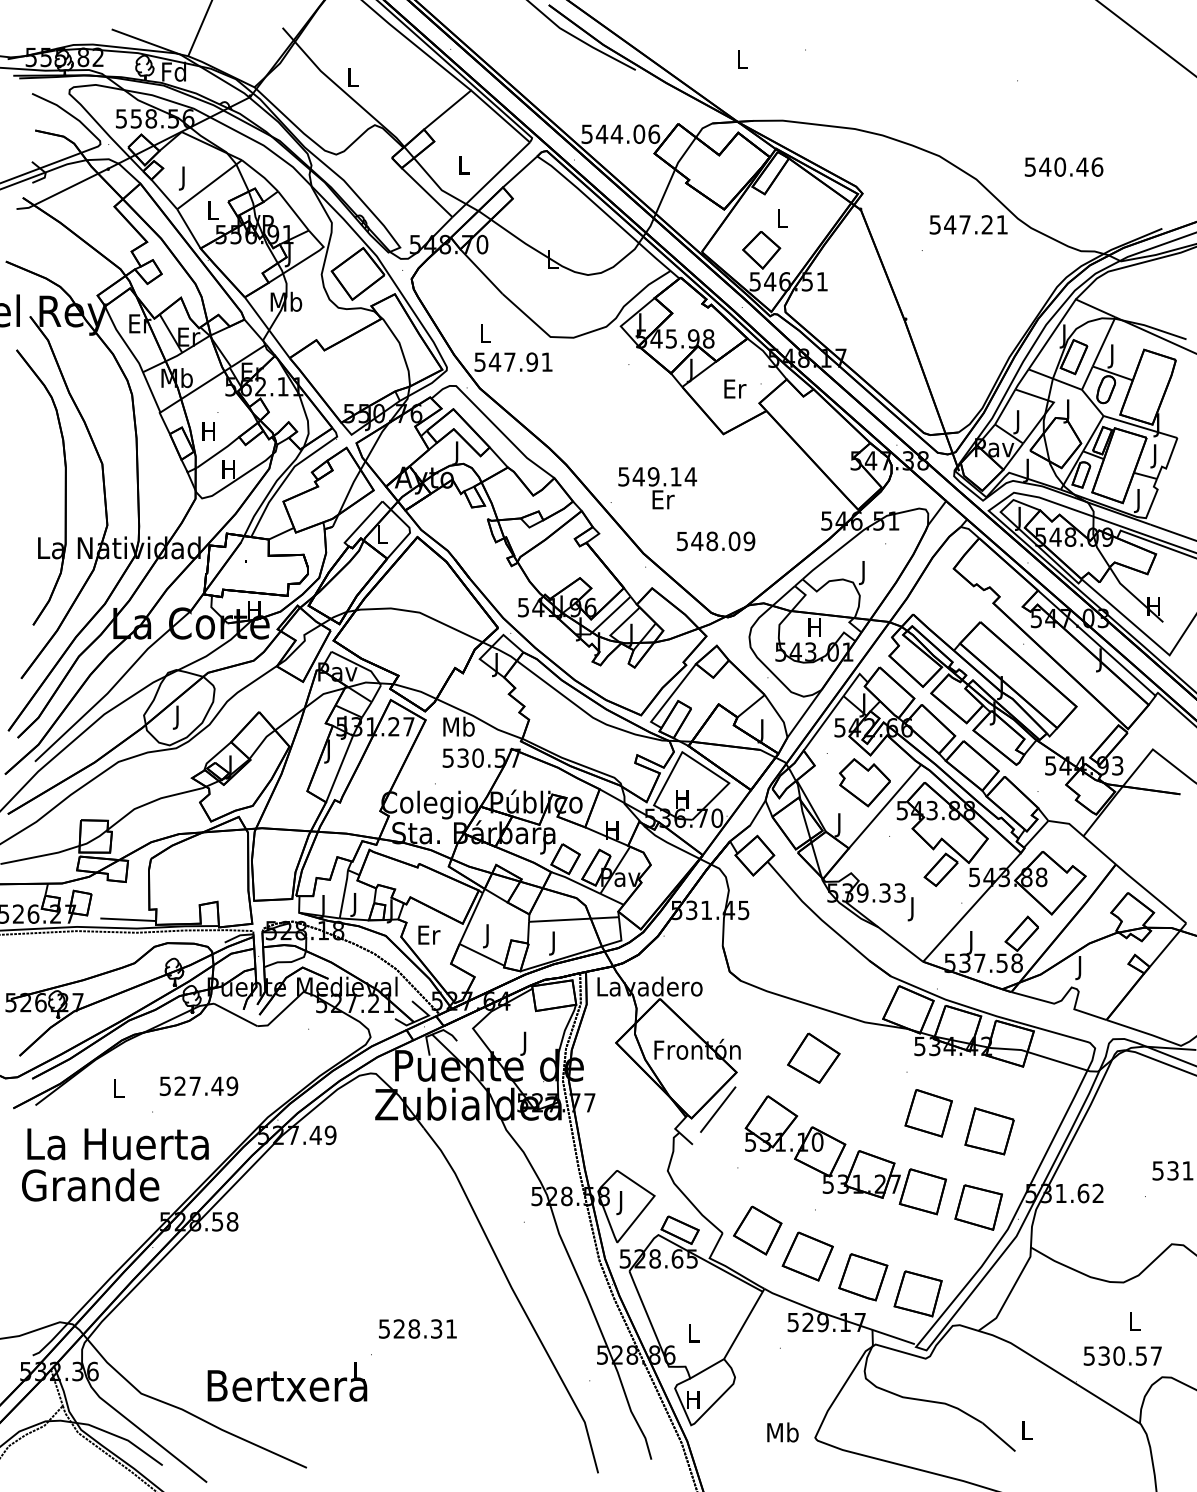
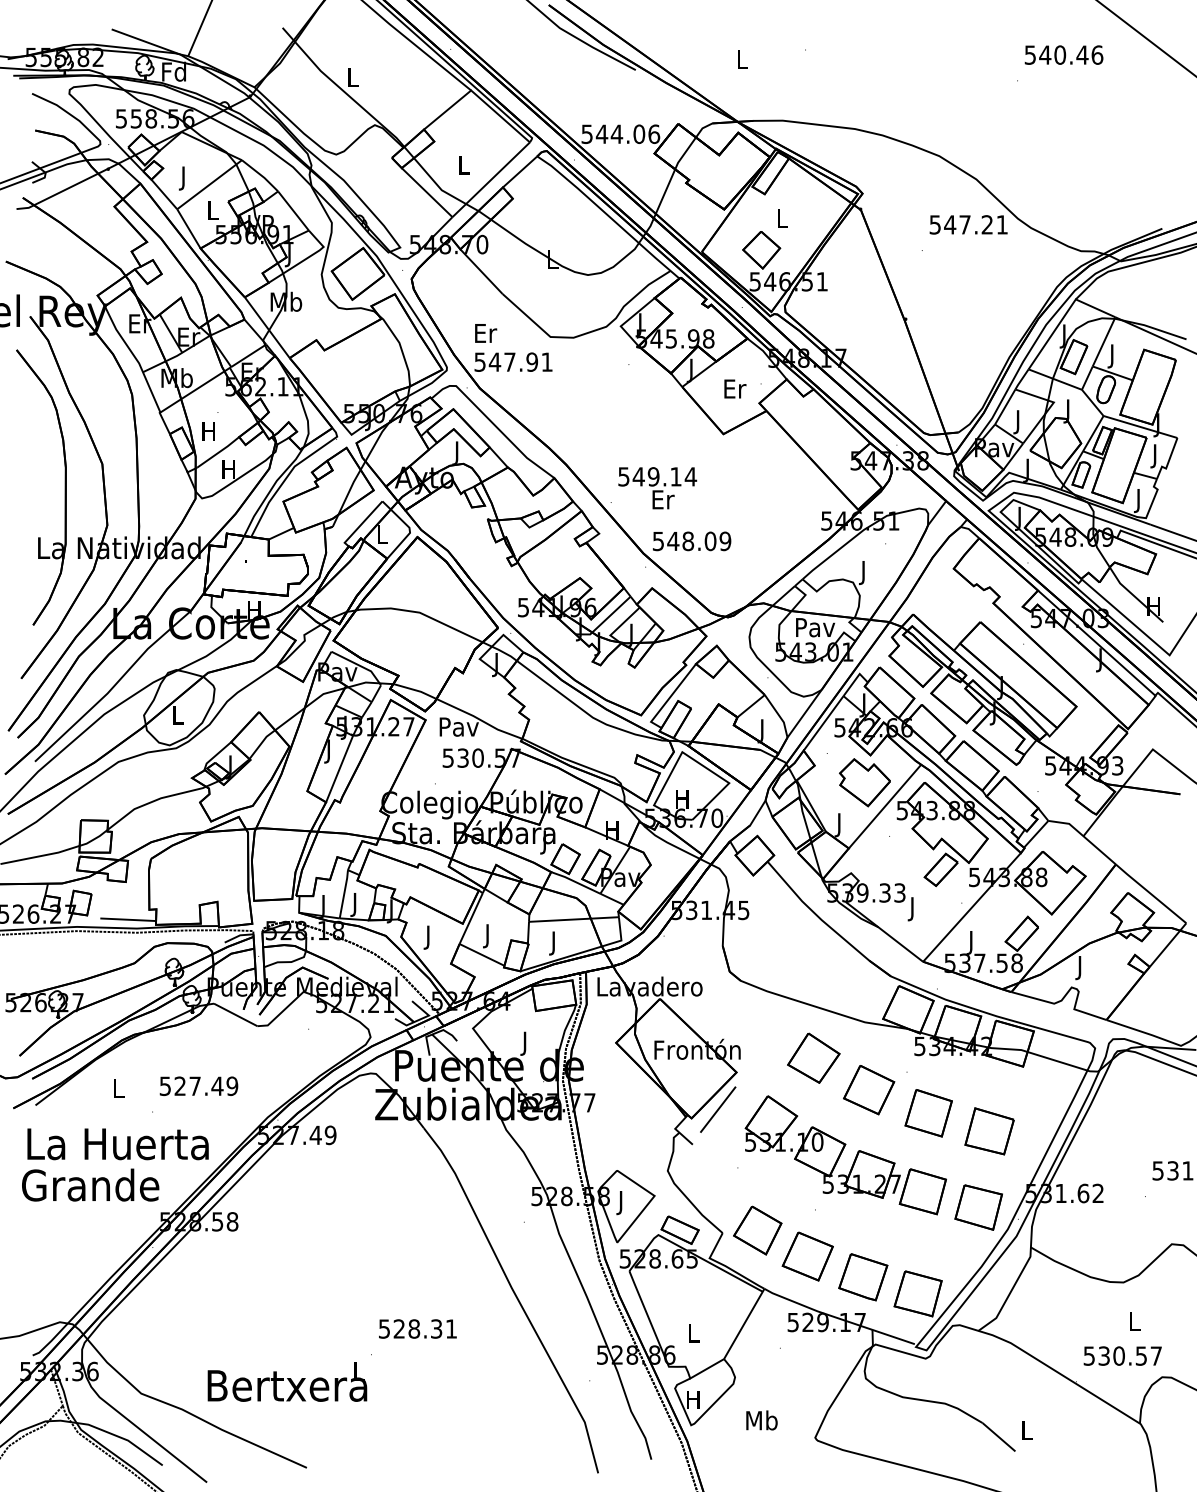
text position: (1063, 166) -> (1063, 54) (1063, 54)
text: L -> Er (486, 333)
text position: (716, 541) -> (692, 541) (692, 541)
text: H -> Pav (815, 627)
text: J -> L (177, 717)
text: Mb -> Pav (458, 726)
text: Er -> J (429, 937)
part: none -> present (869, 1090)
text position: (782, 1432) -> (761, 1420) (761, 1420)
